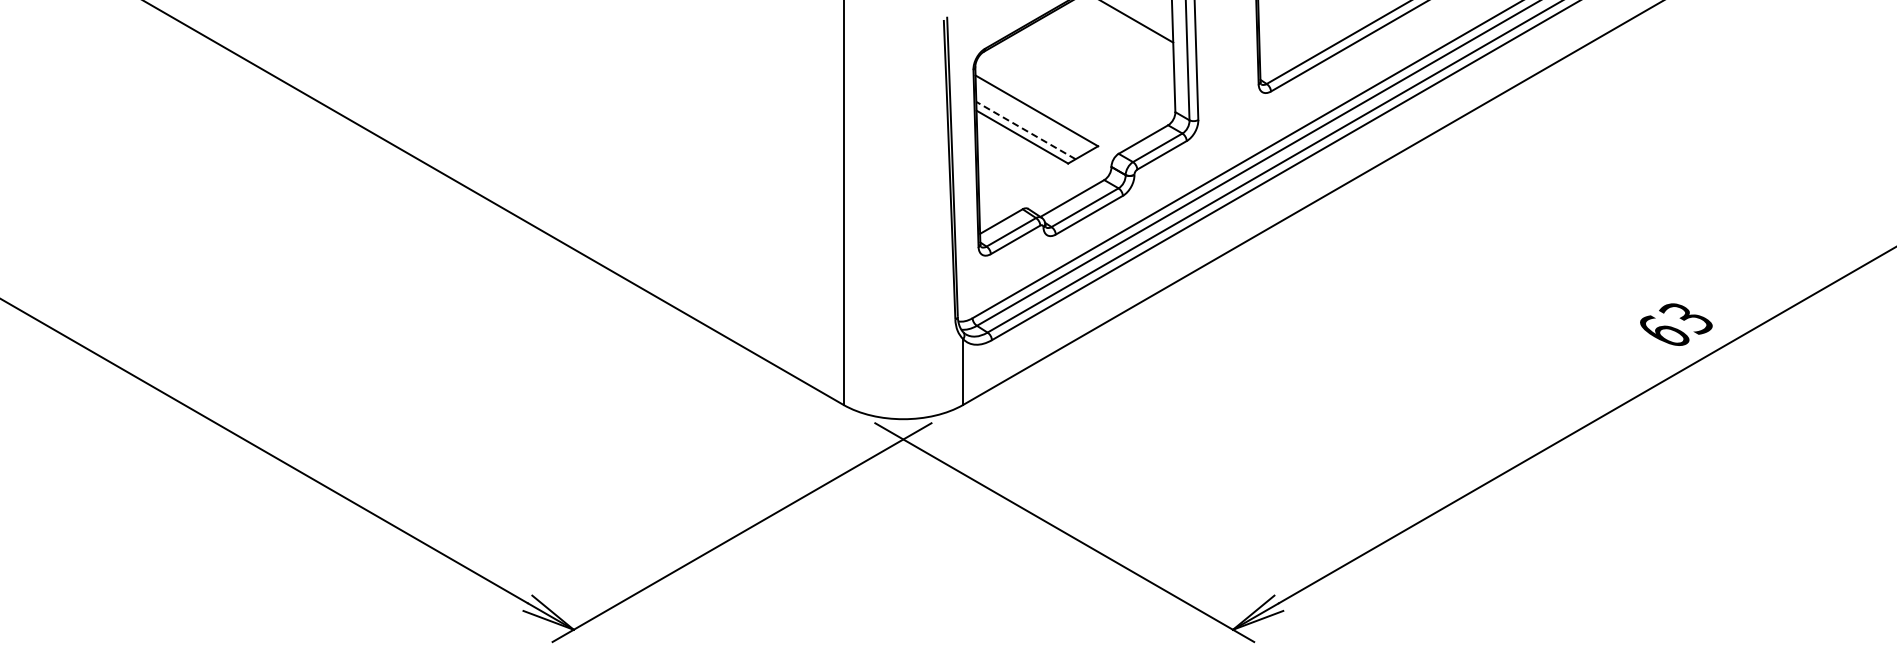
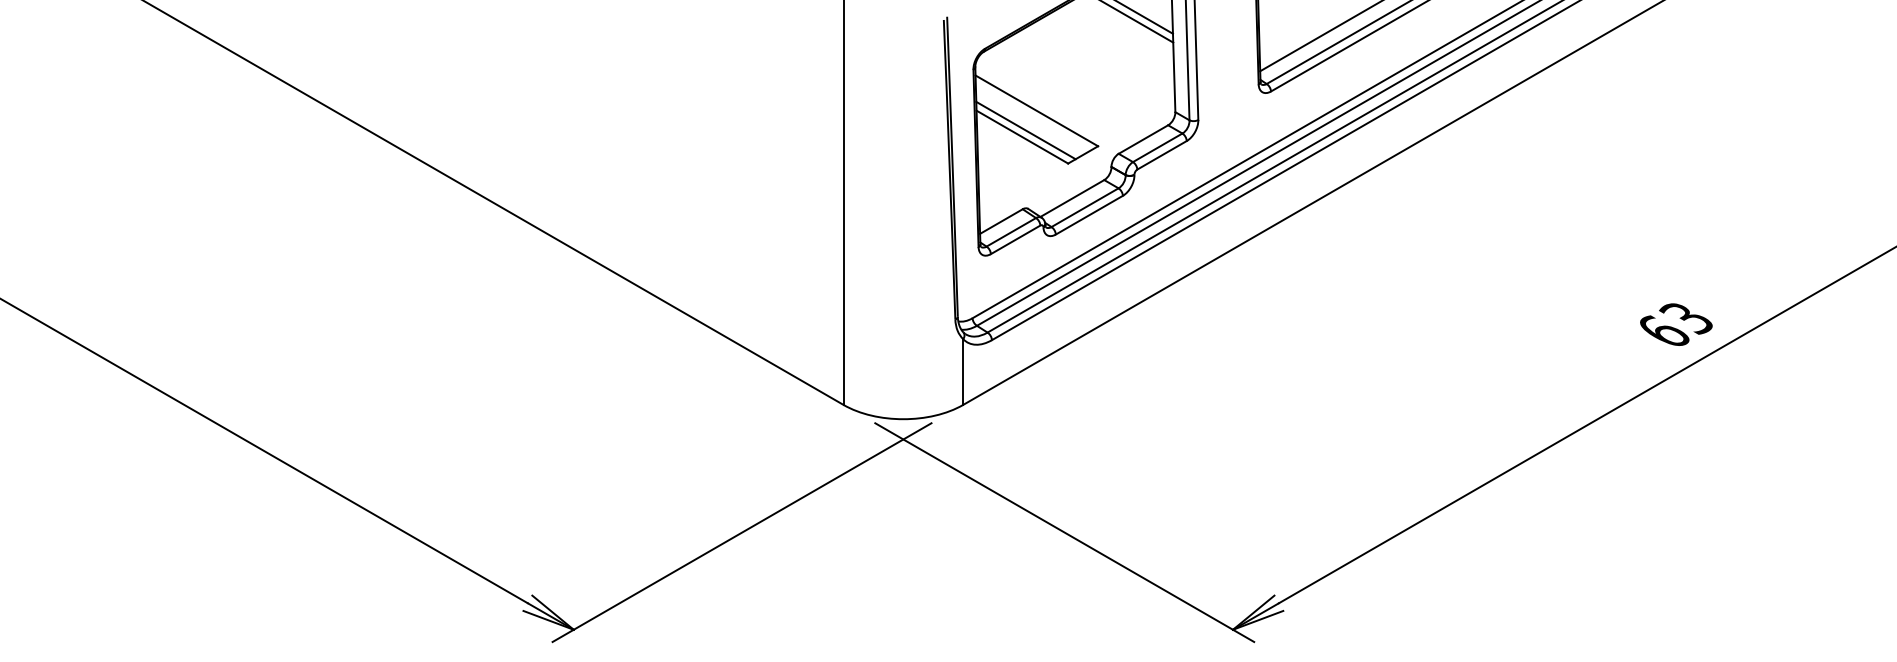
line: none -> present (1145, 17)
line: none -> present (1320, 36)
line: dashed -> solid (1025, 130)
